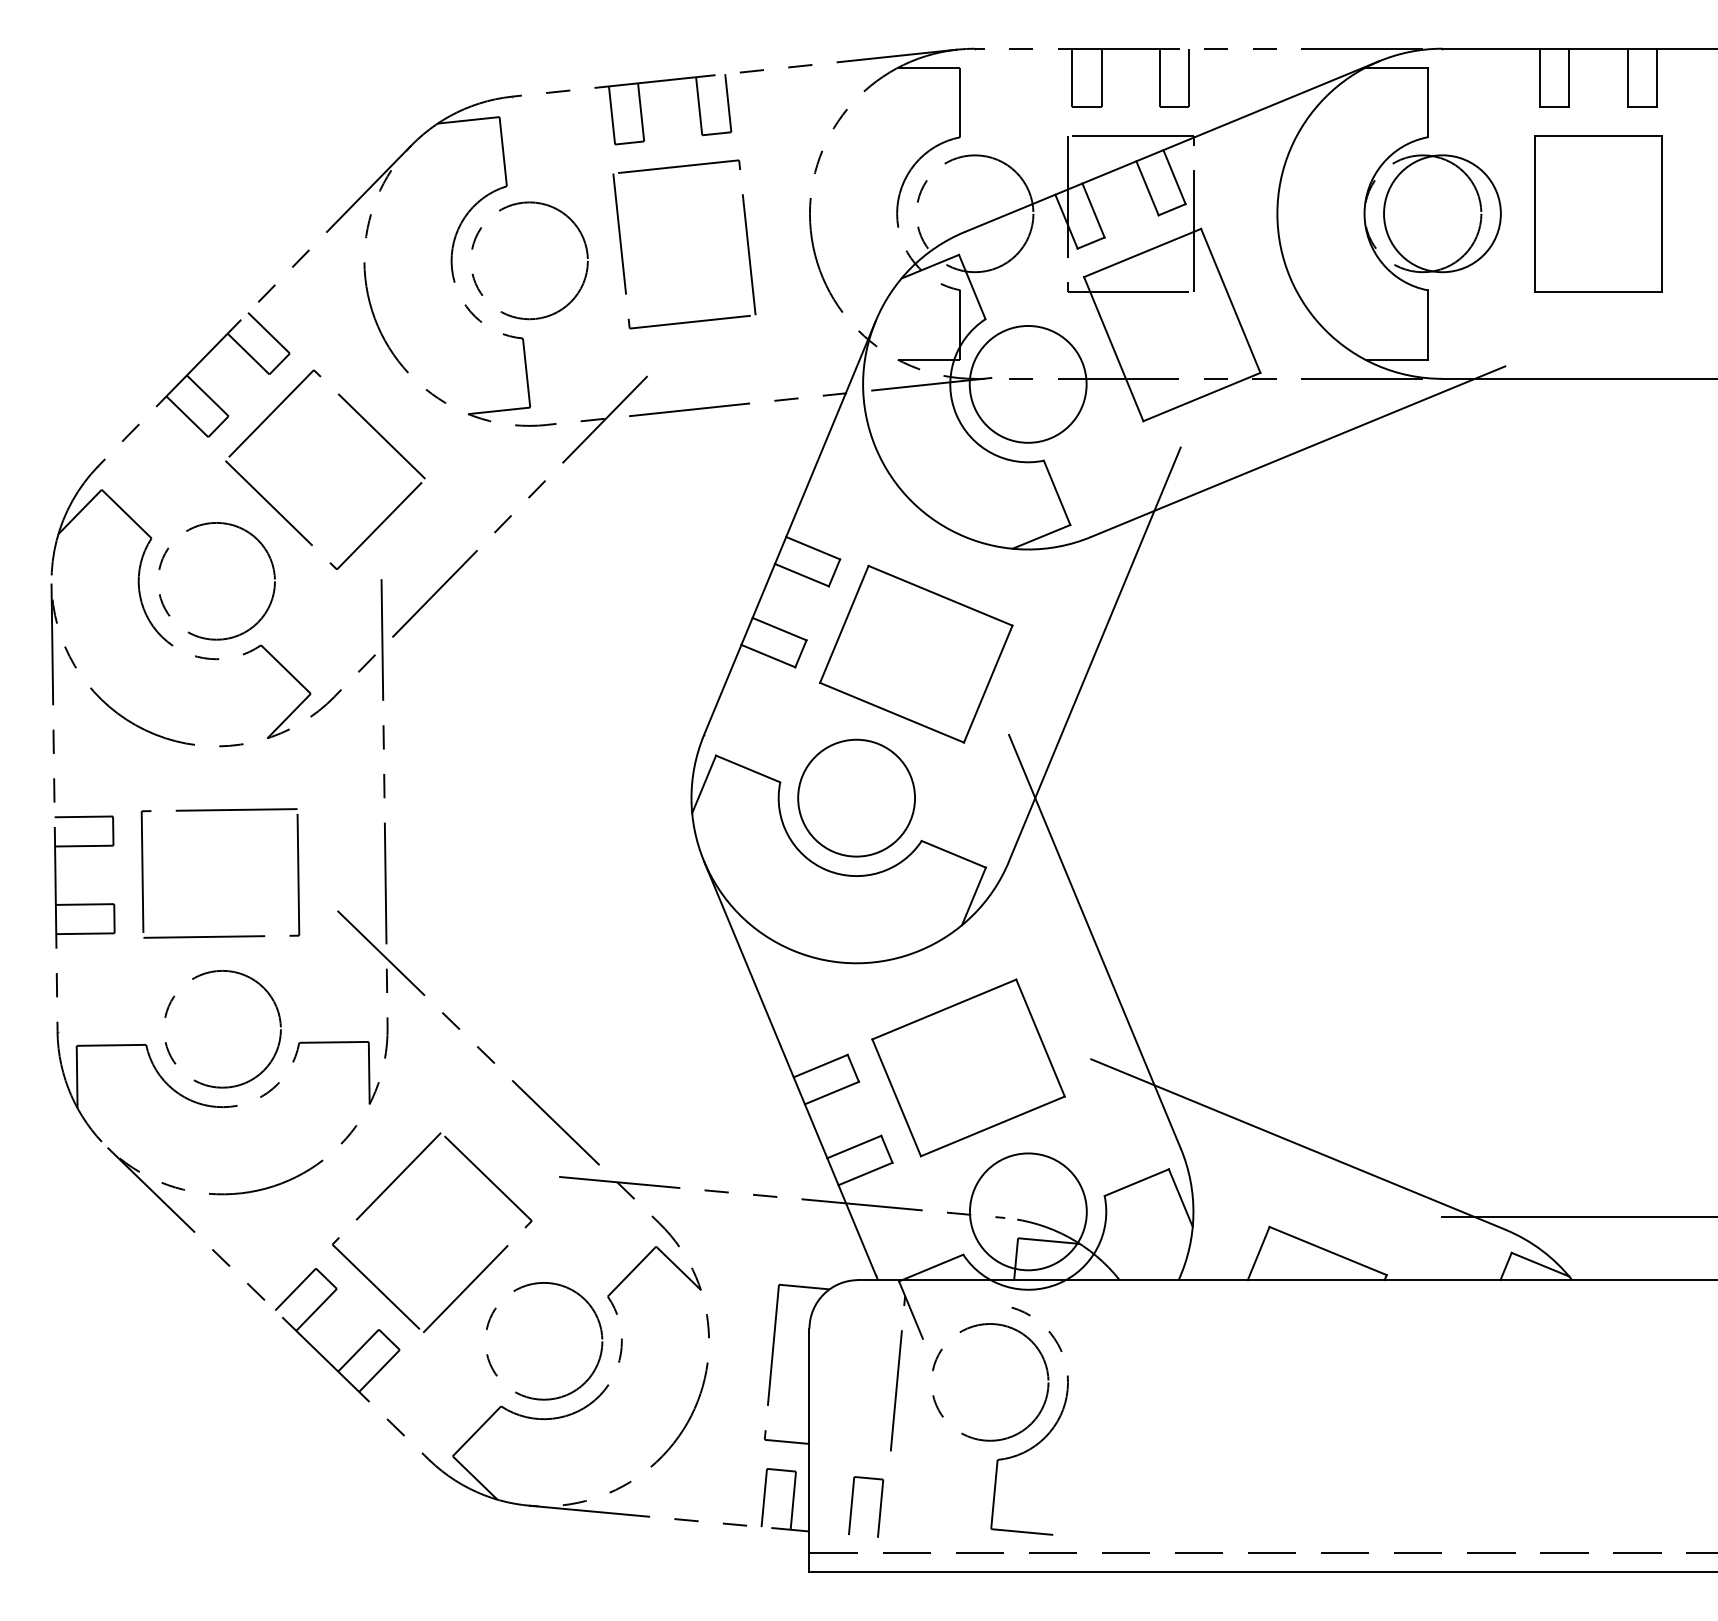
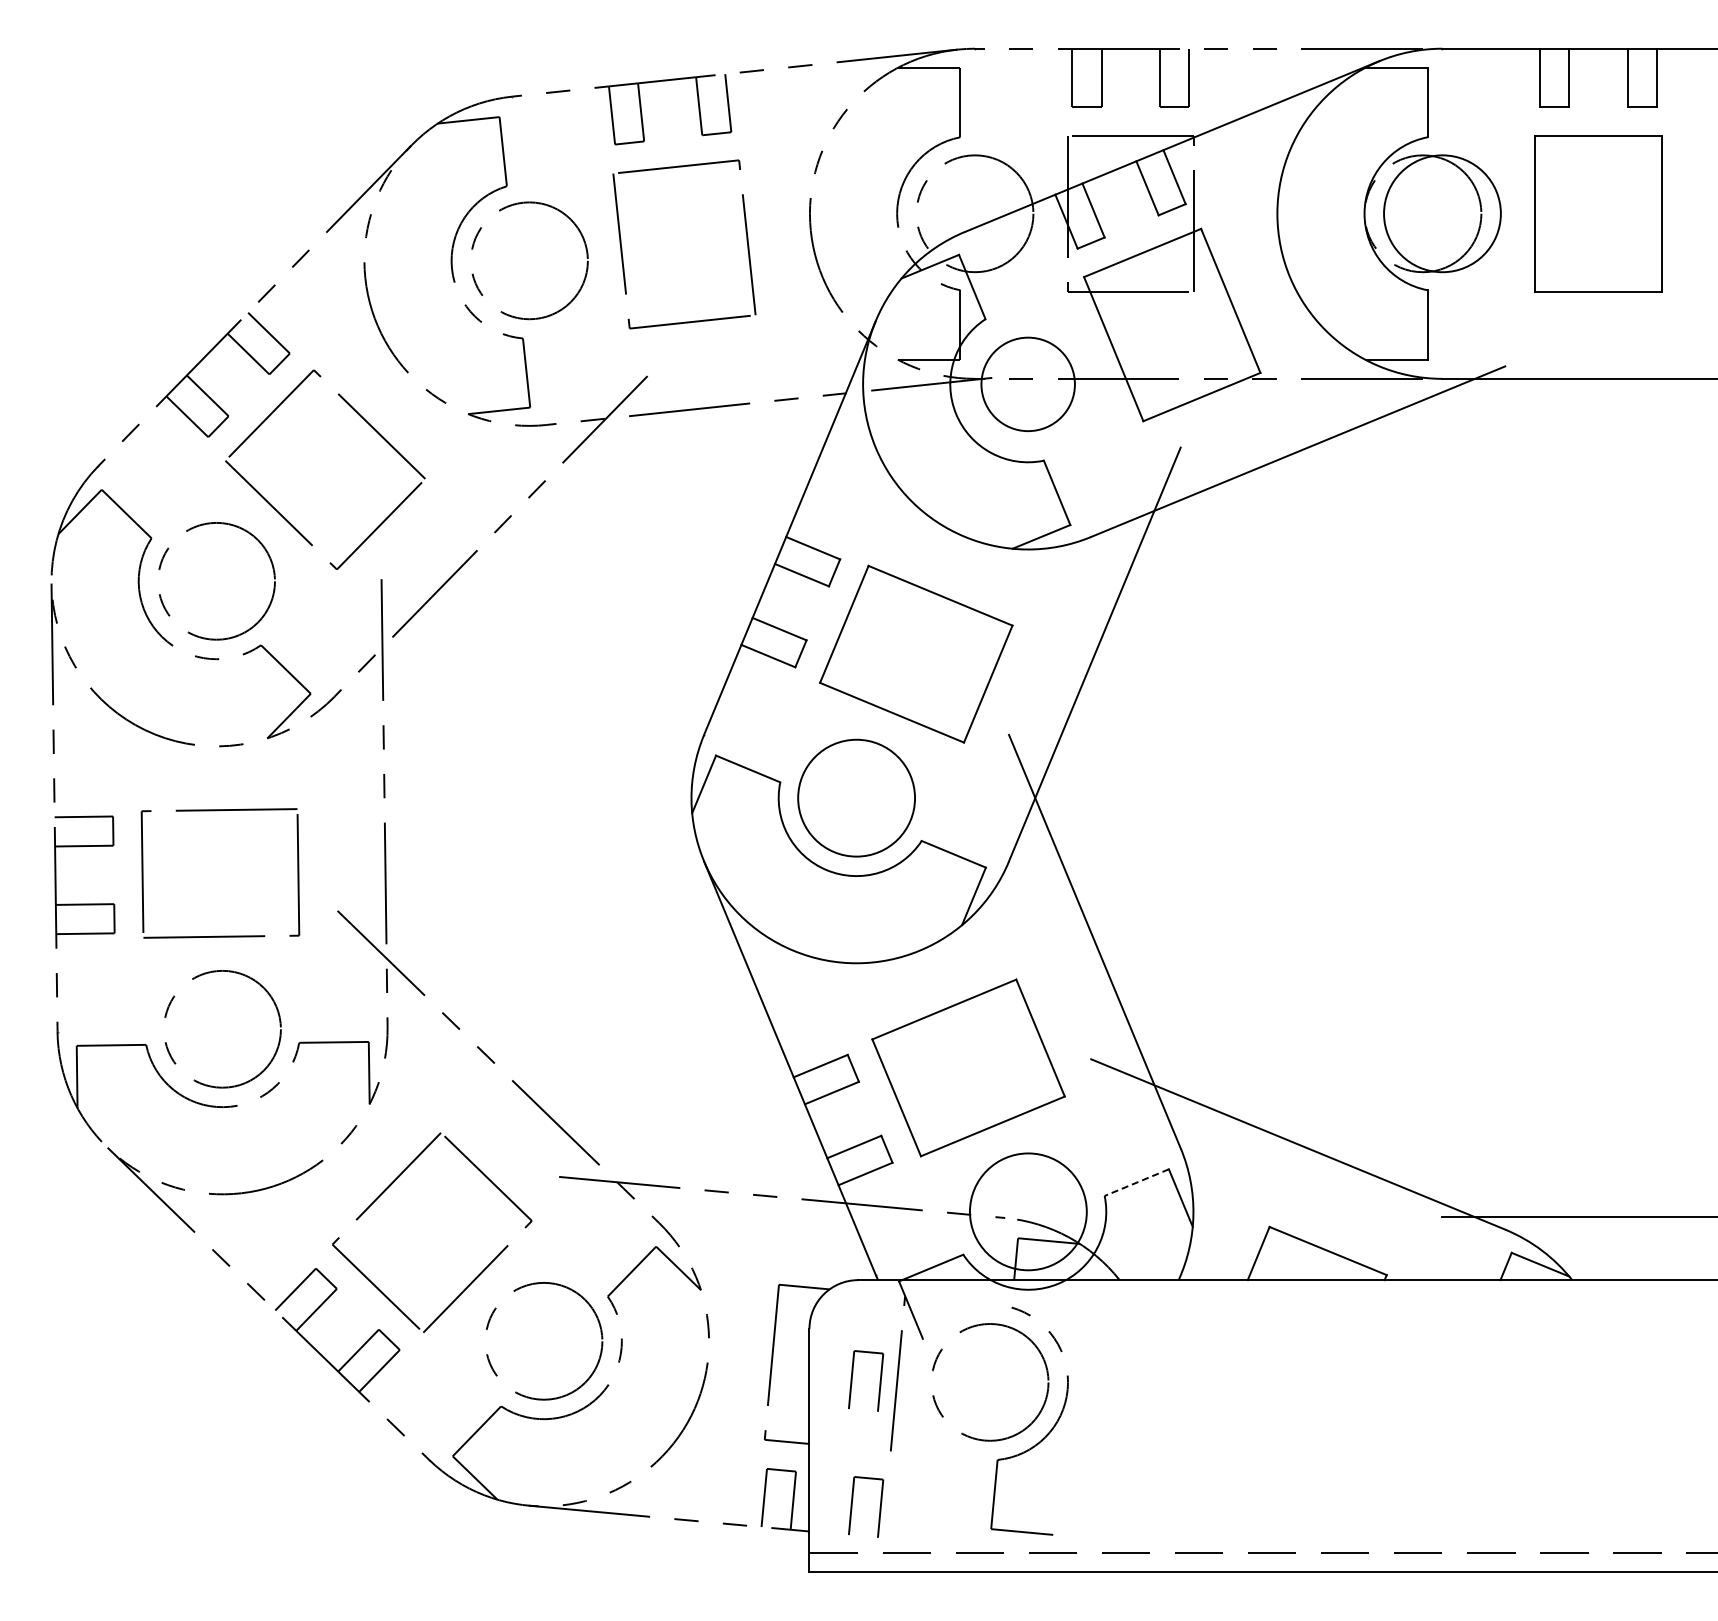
circle diameter: 117 px -> 93 px (1027, 384)
line: solid -> dashed (1136, 1182)
part: none -> present (879, 1380)
